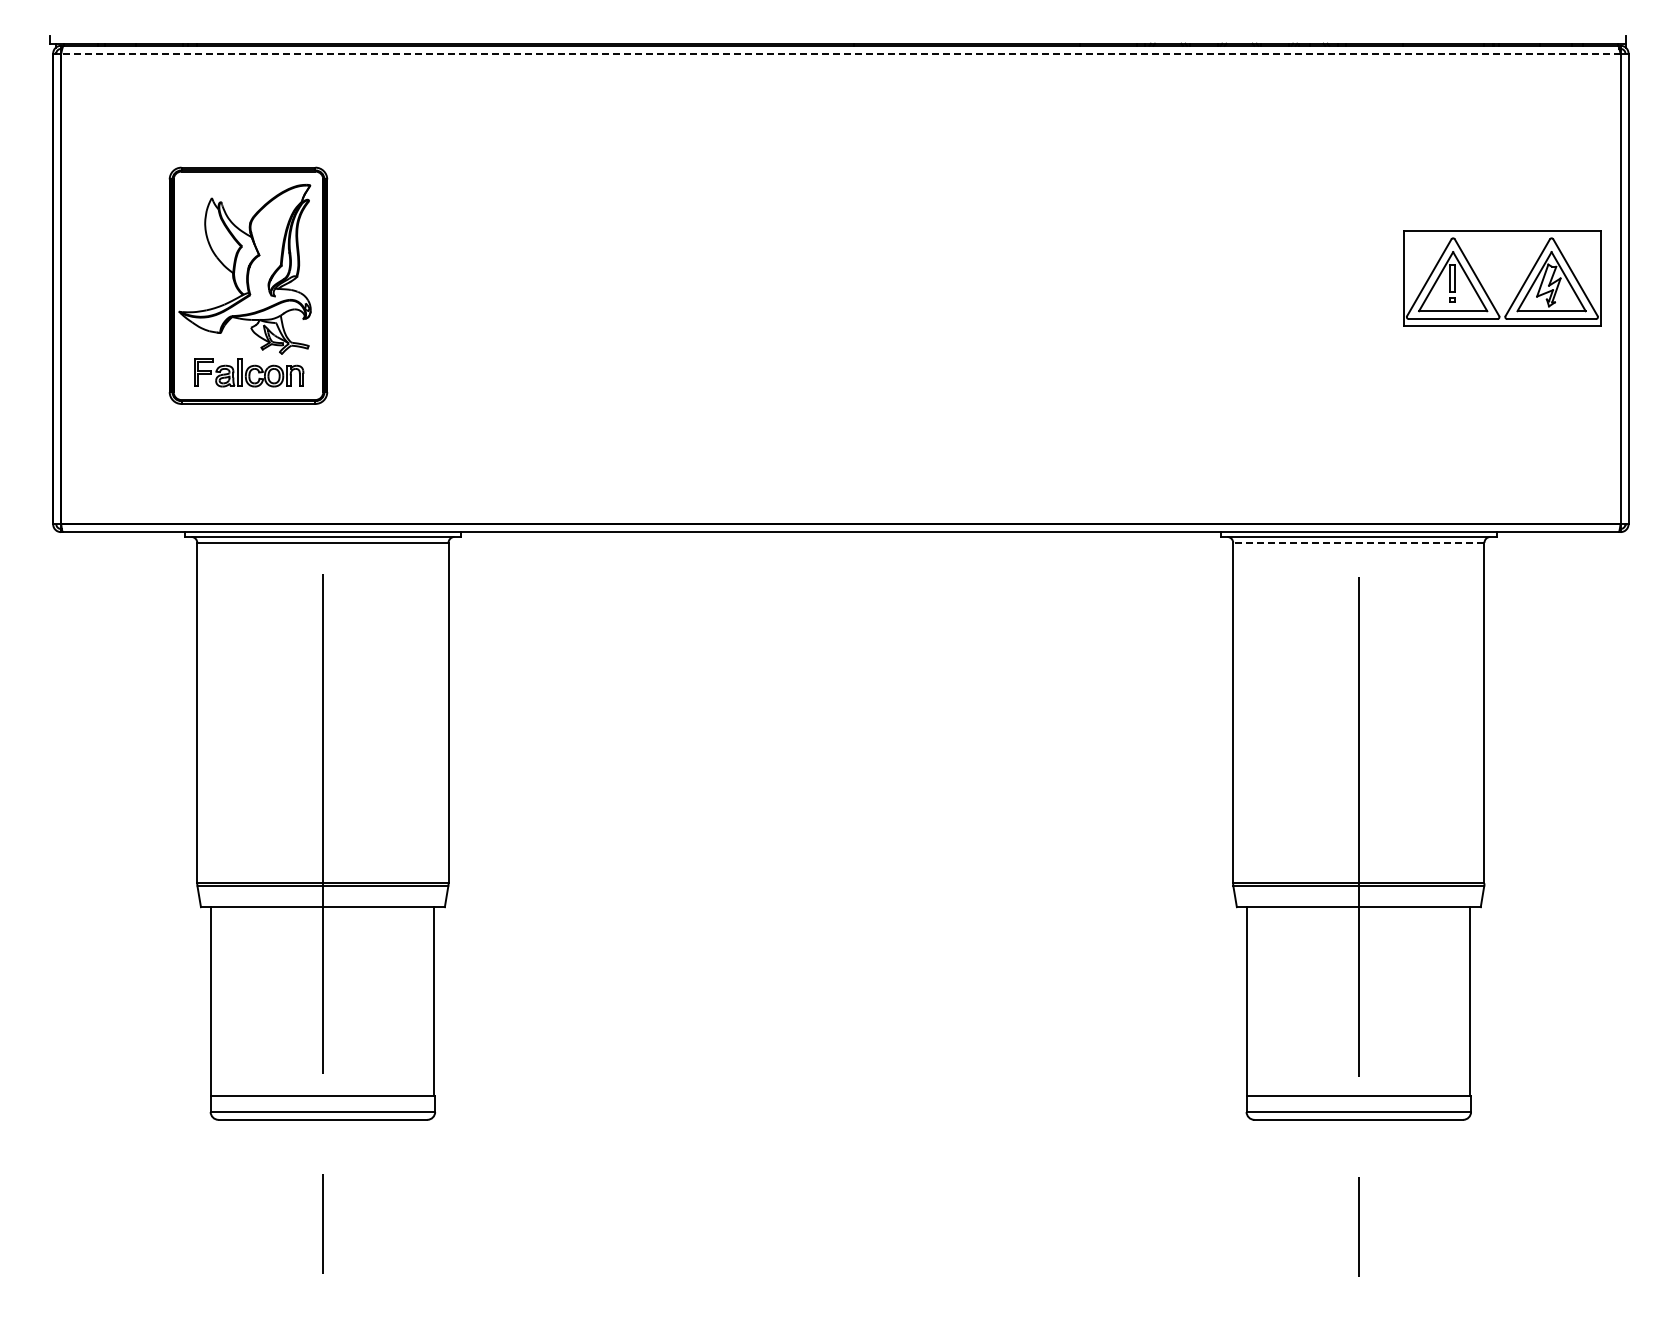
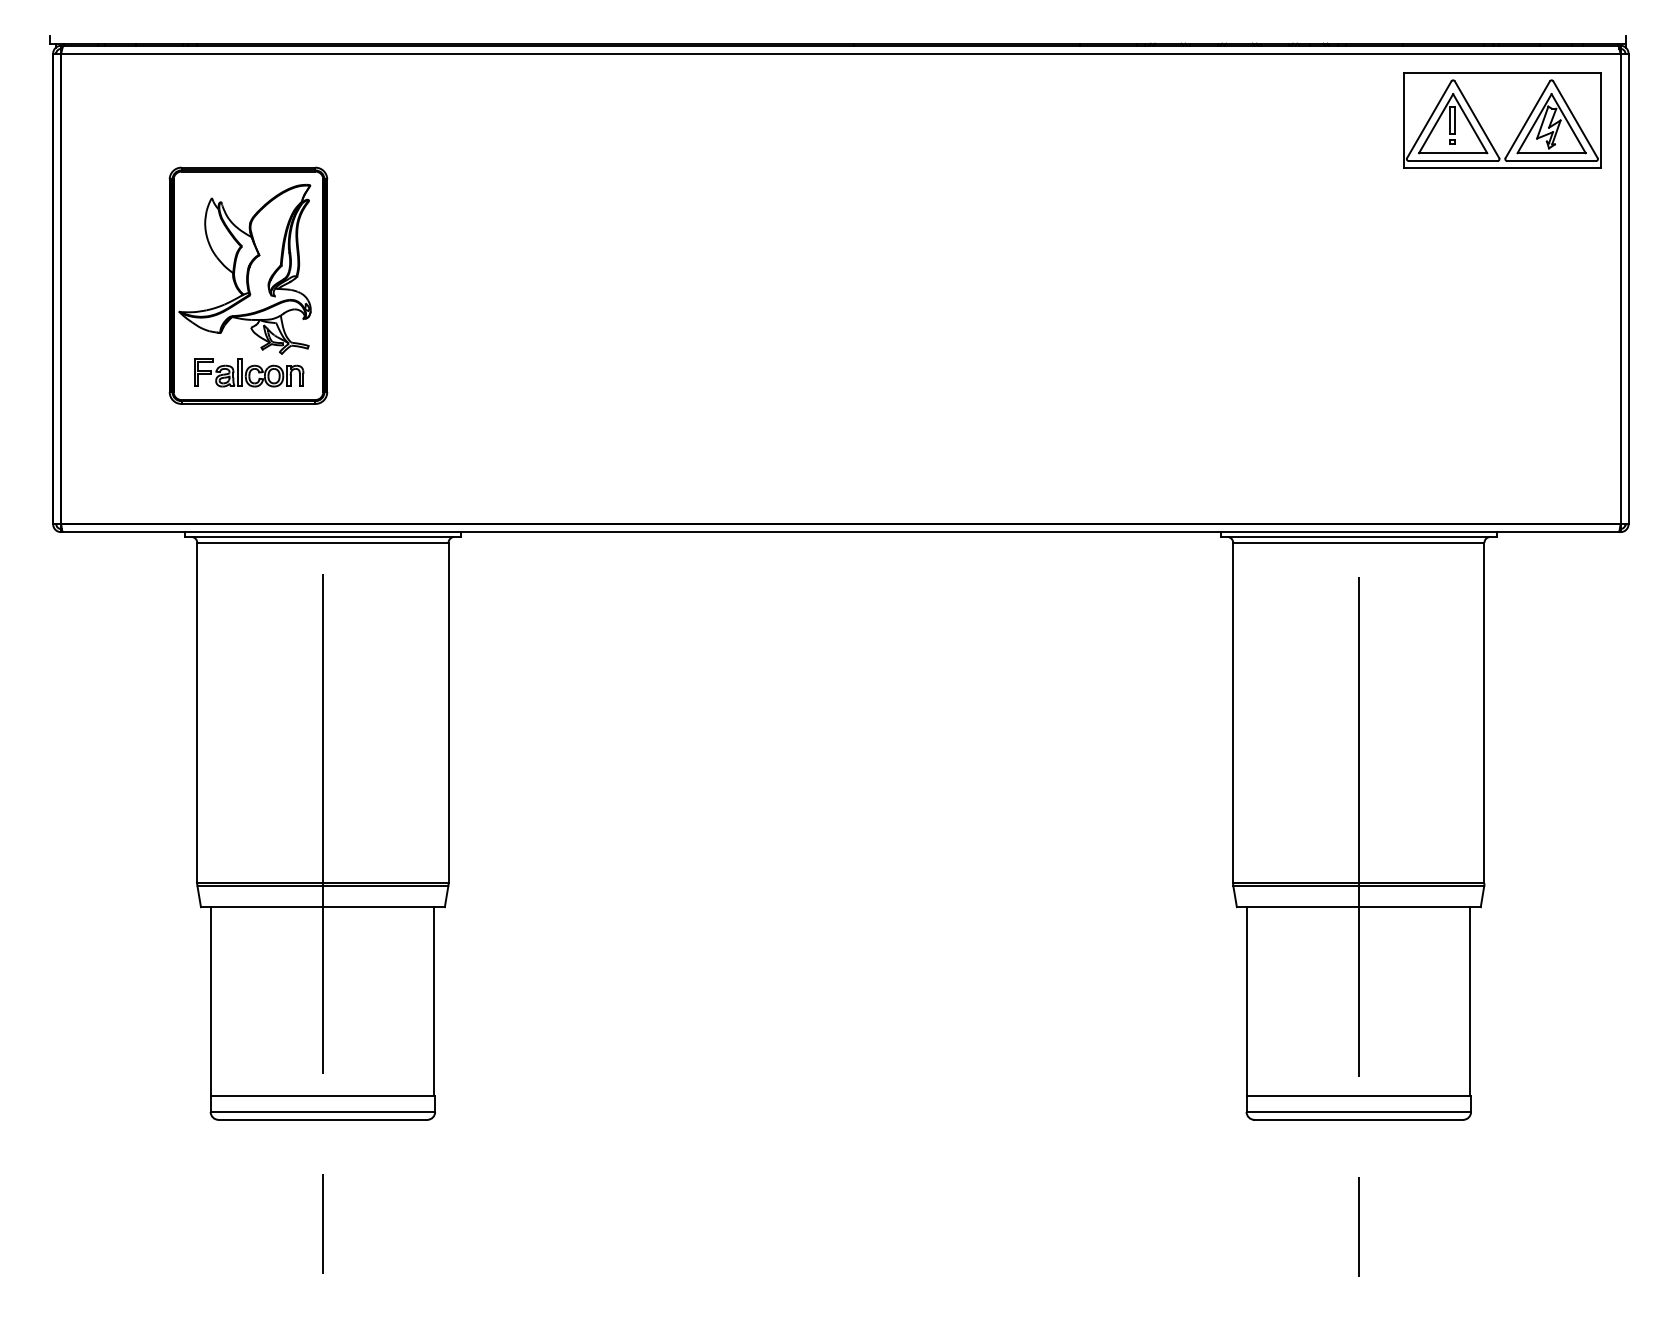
line: dashed -> solid (840, 53)
part position: (1502, 278) -> (1502, 120) (1502, 120)
line: dashed -> solid (1358, 542)
